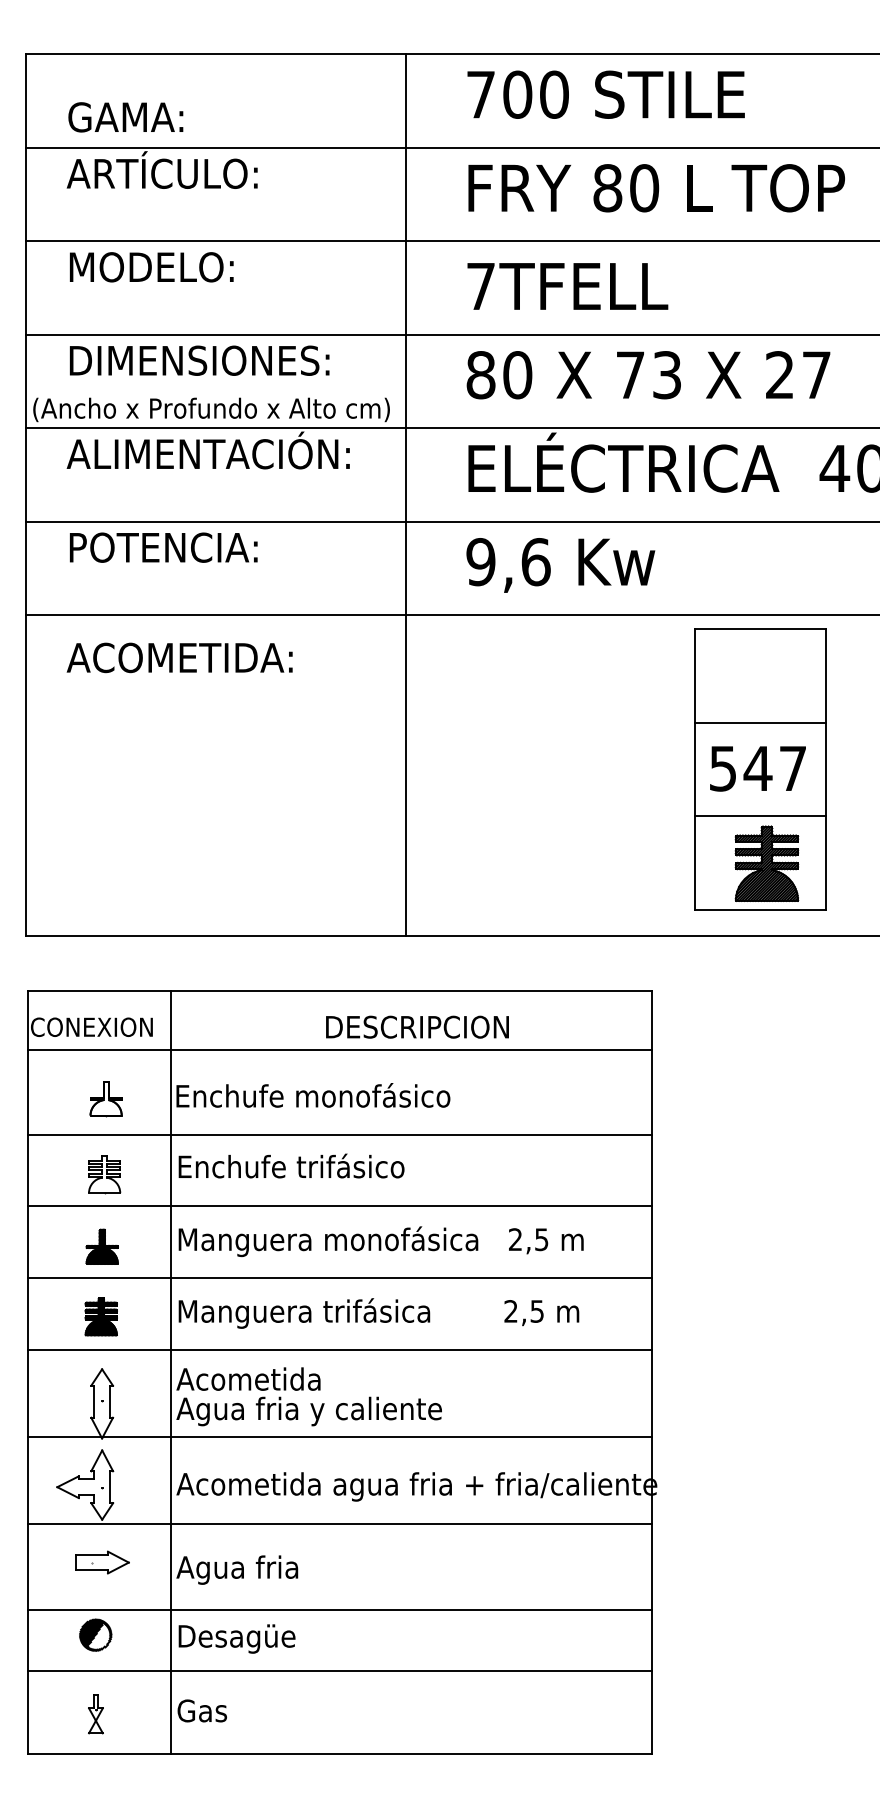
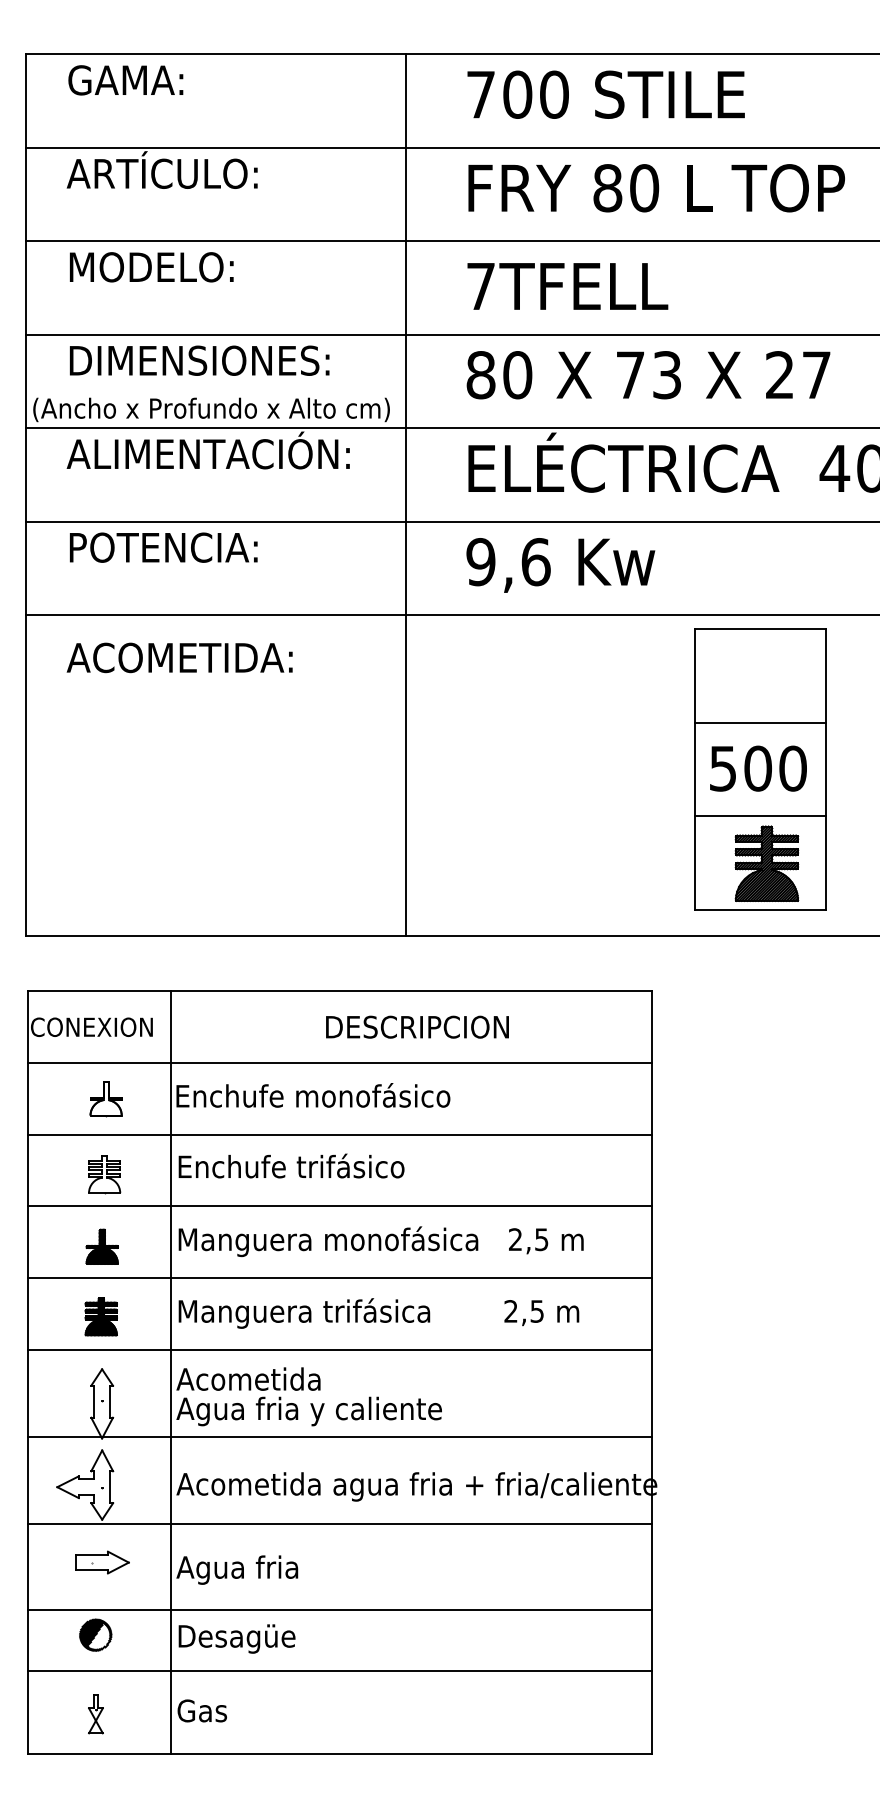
text position: (125, 117) -> (125, 80) (125, 80)
text: 547 -> 500 (774, 768)
line position: (339, 1050) -> (339, 1063) (339, 1063)
